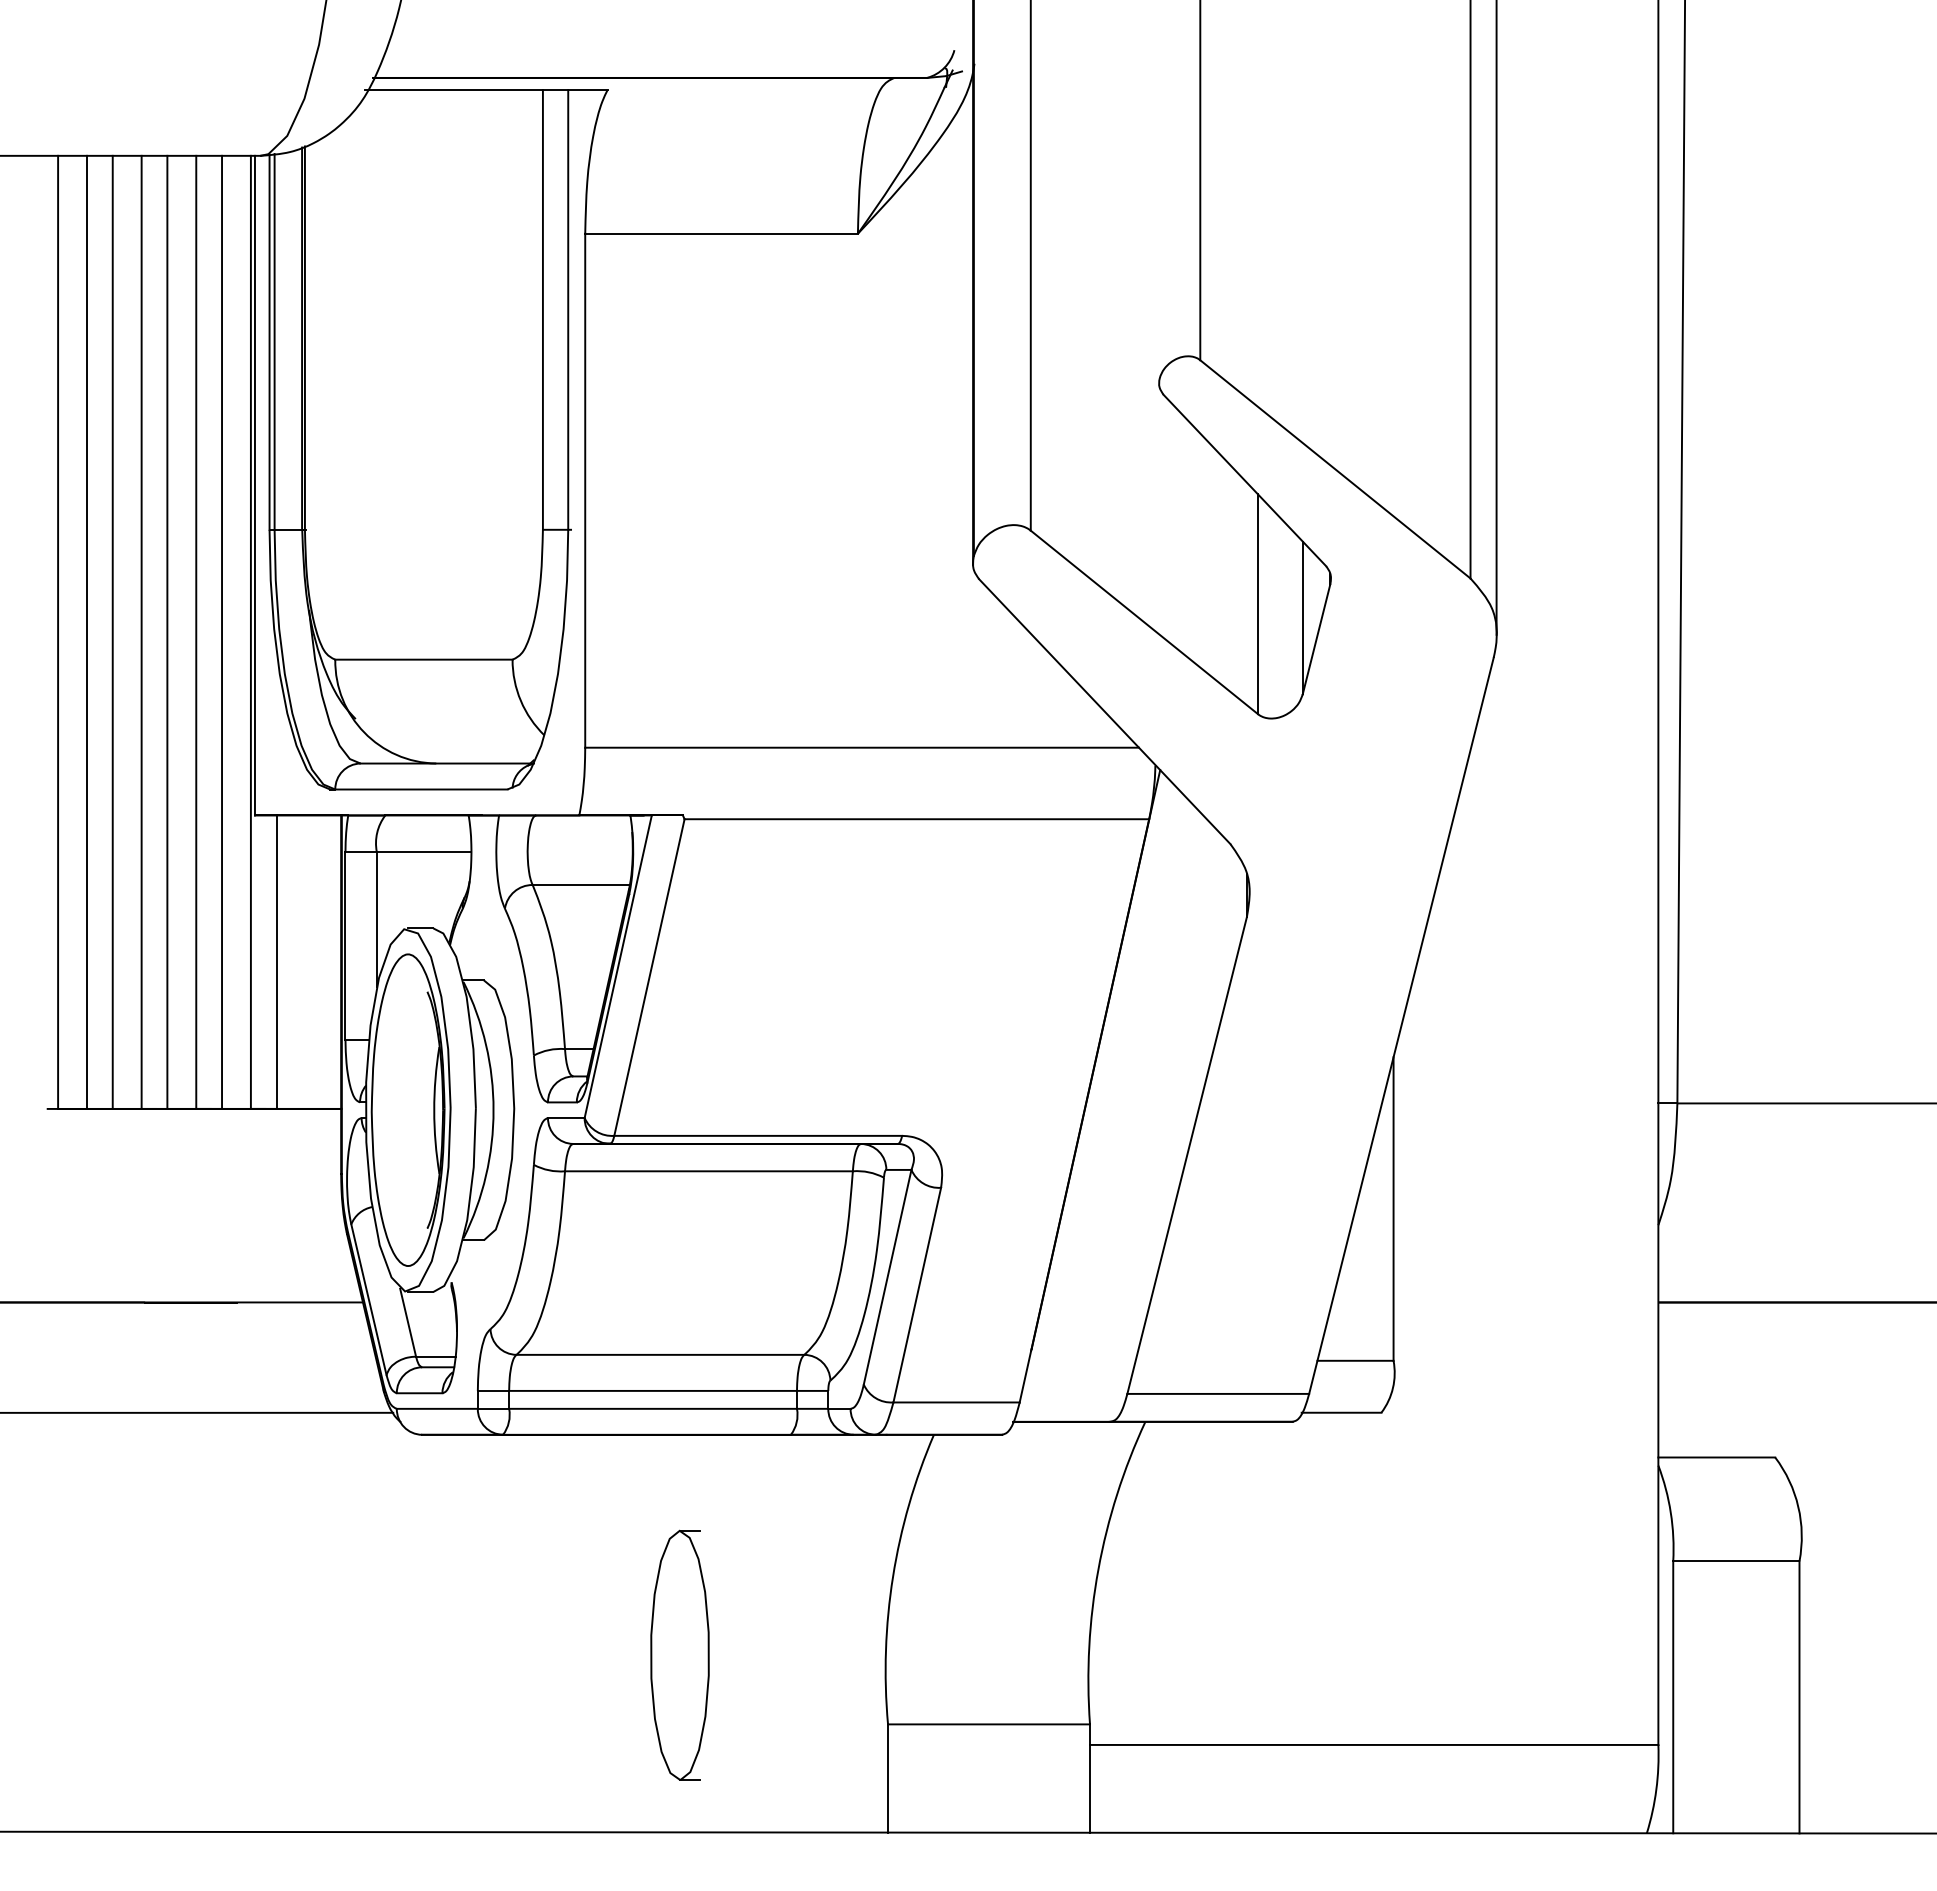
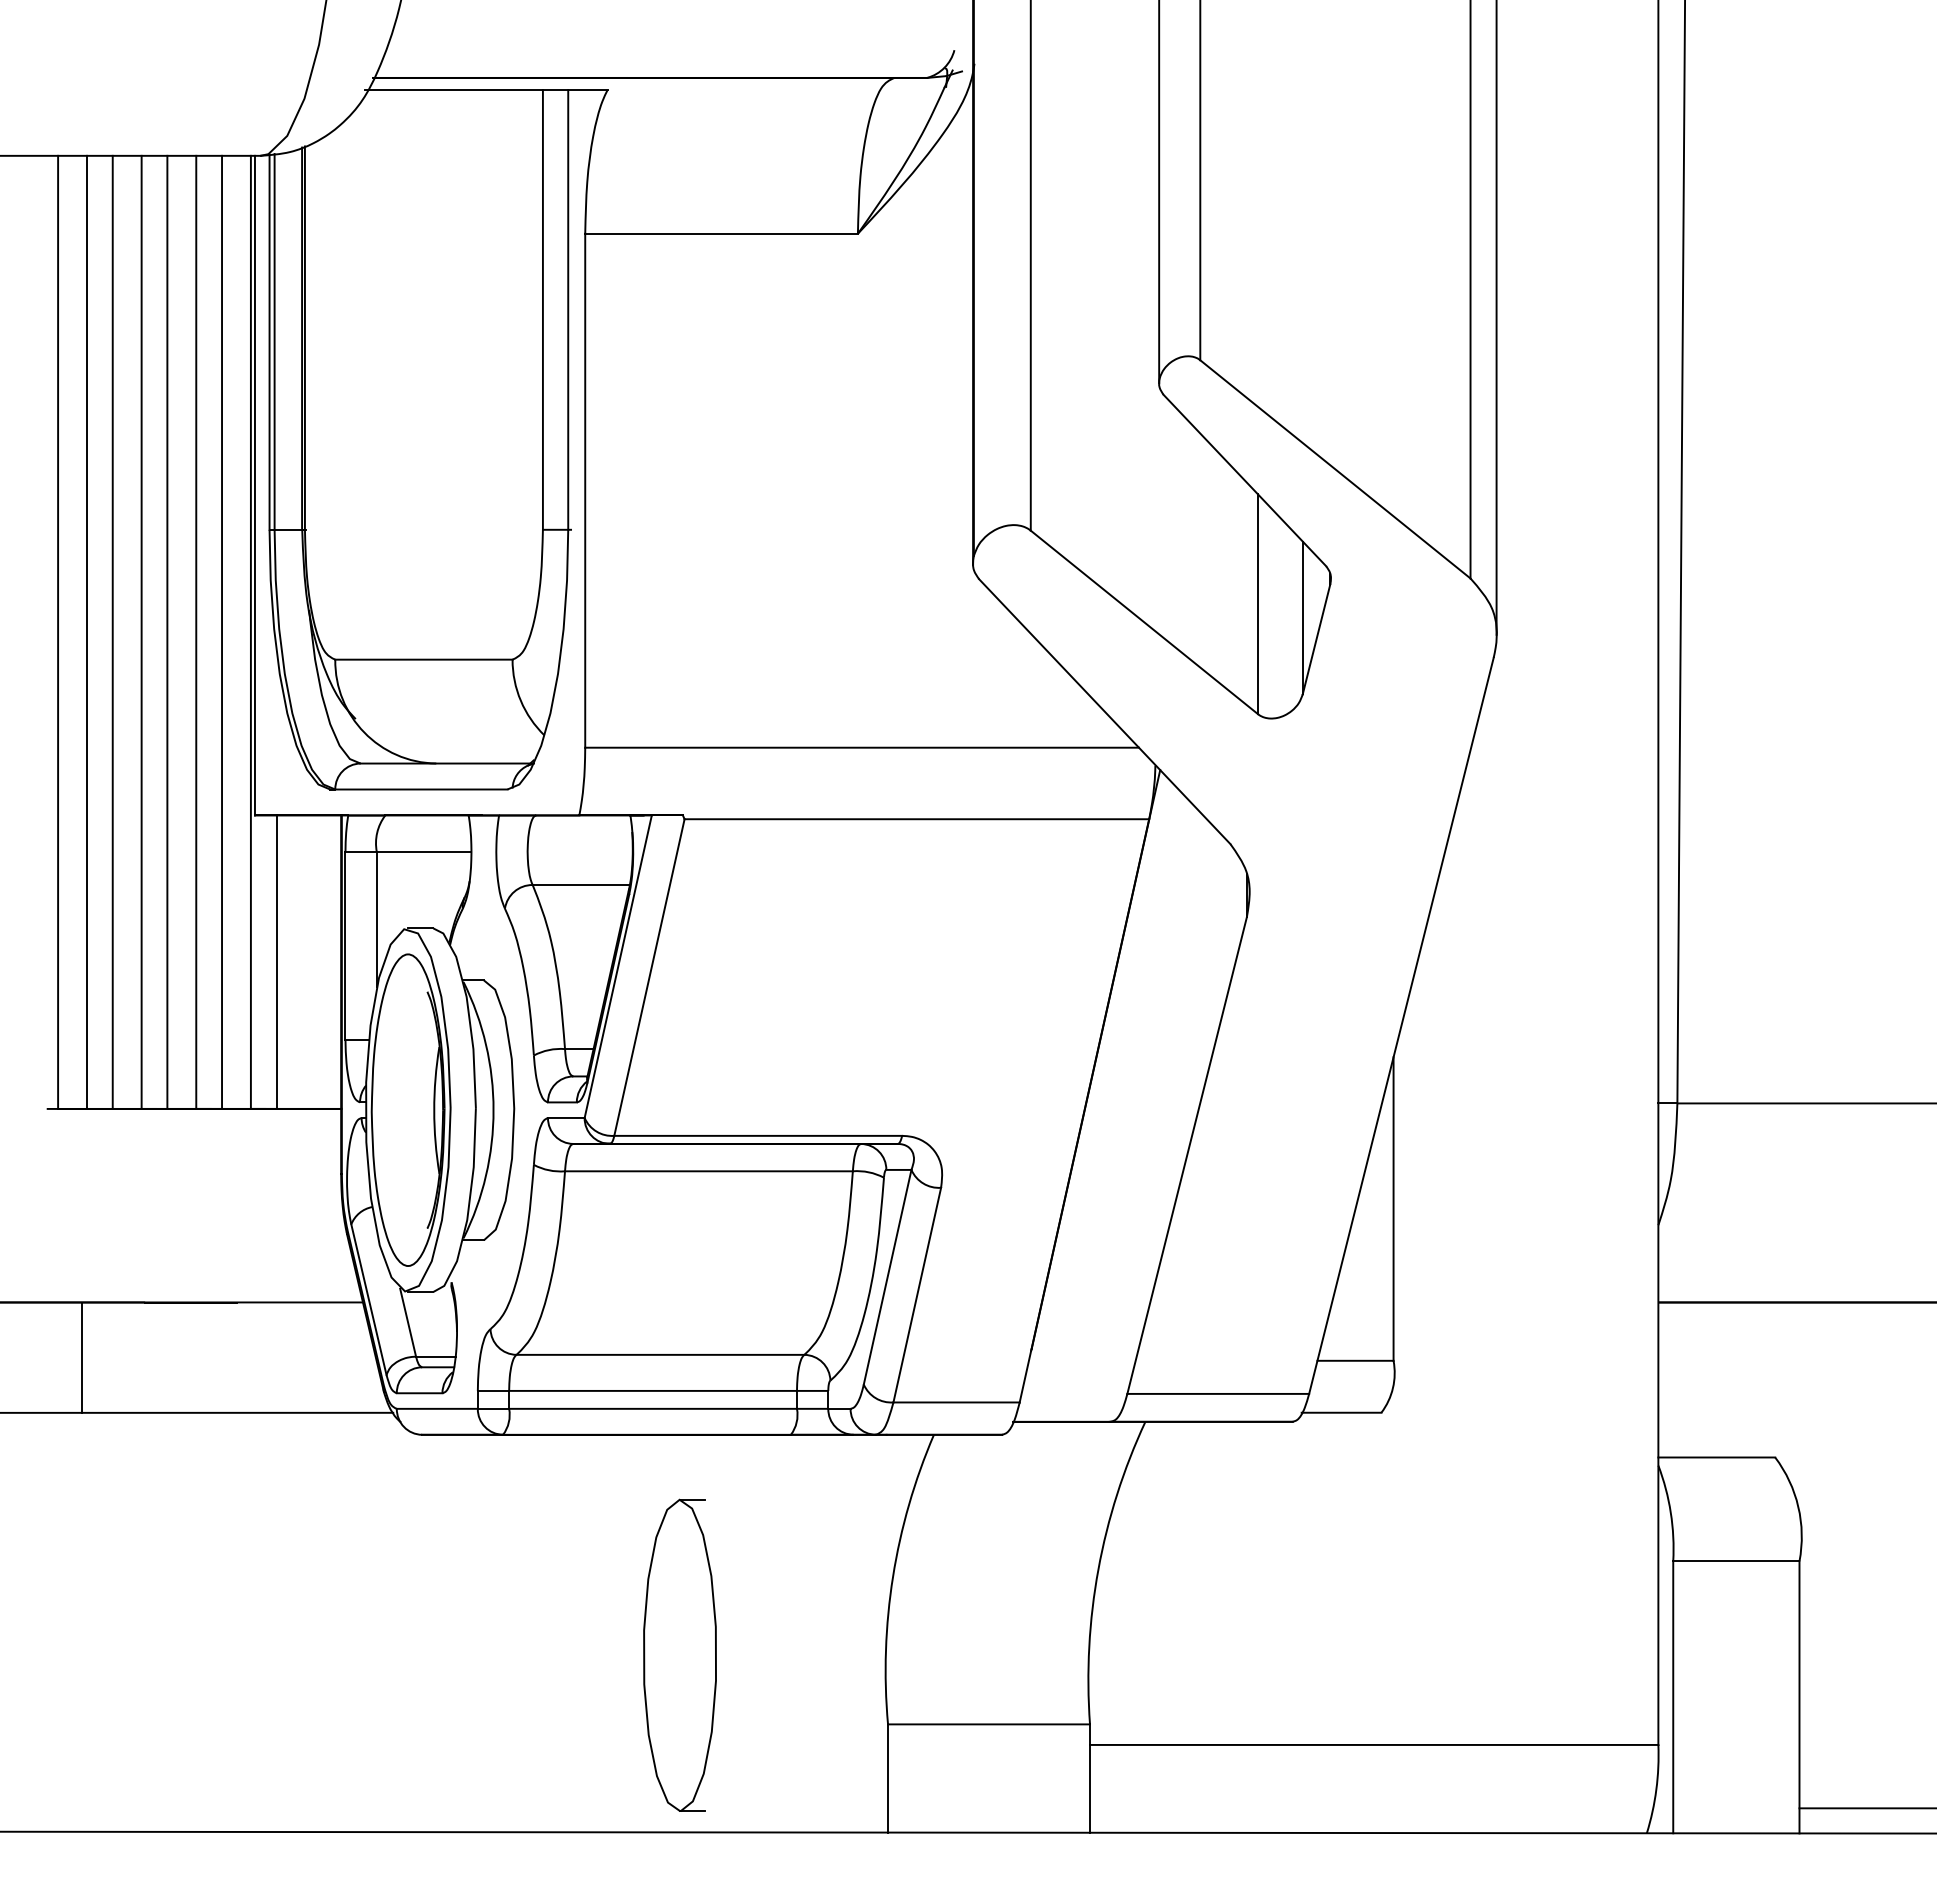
line: none -> present (1159, 192)
line: none -> present (81, 1357)
part size: 60x252 px -> 74x314 px (679, 1654)
line: none -> present (1866, 1808)
